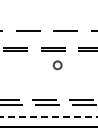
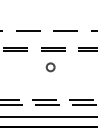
circle position: (57, 65) -> (50, 67) (50, 67)
line: dashed -> solid (49, 117)
